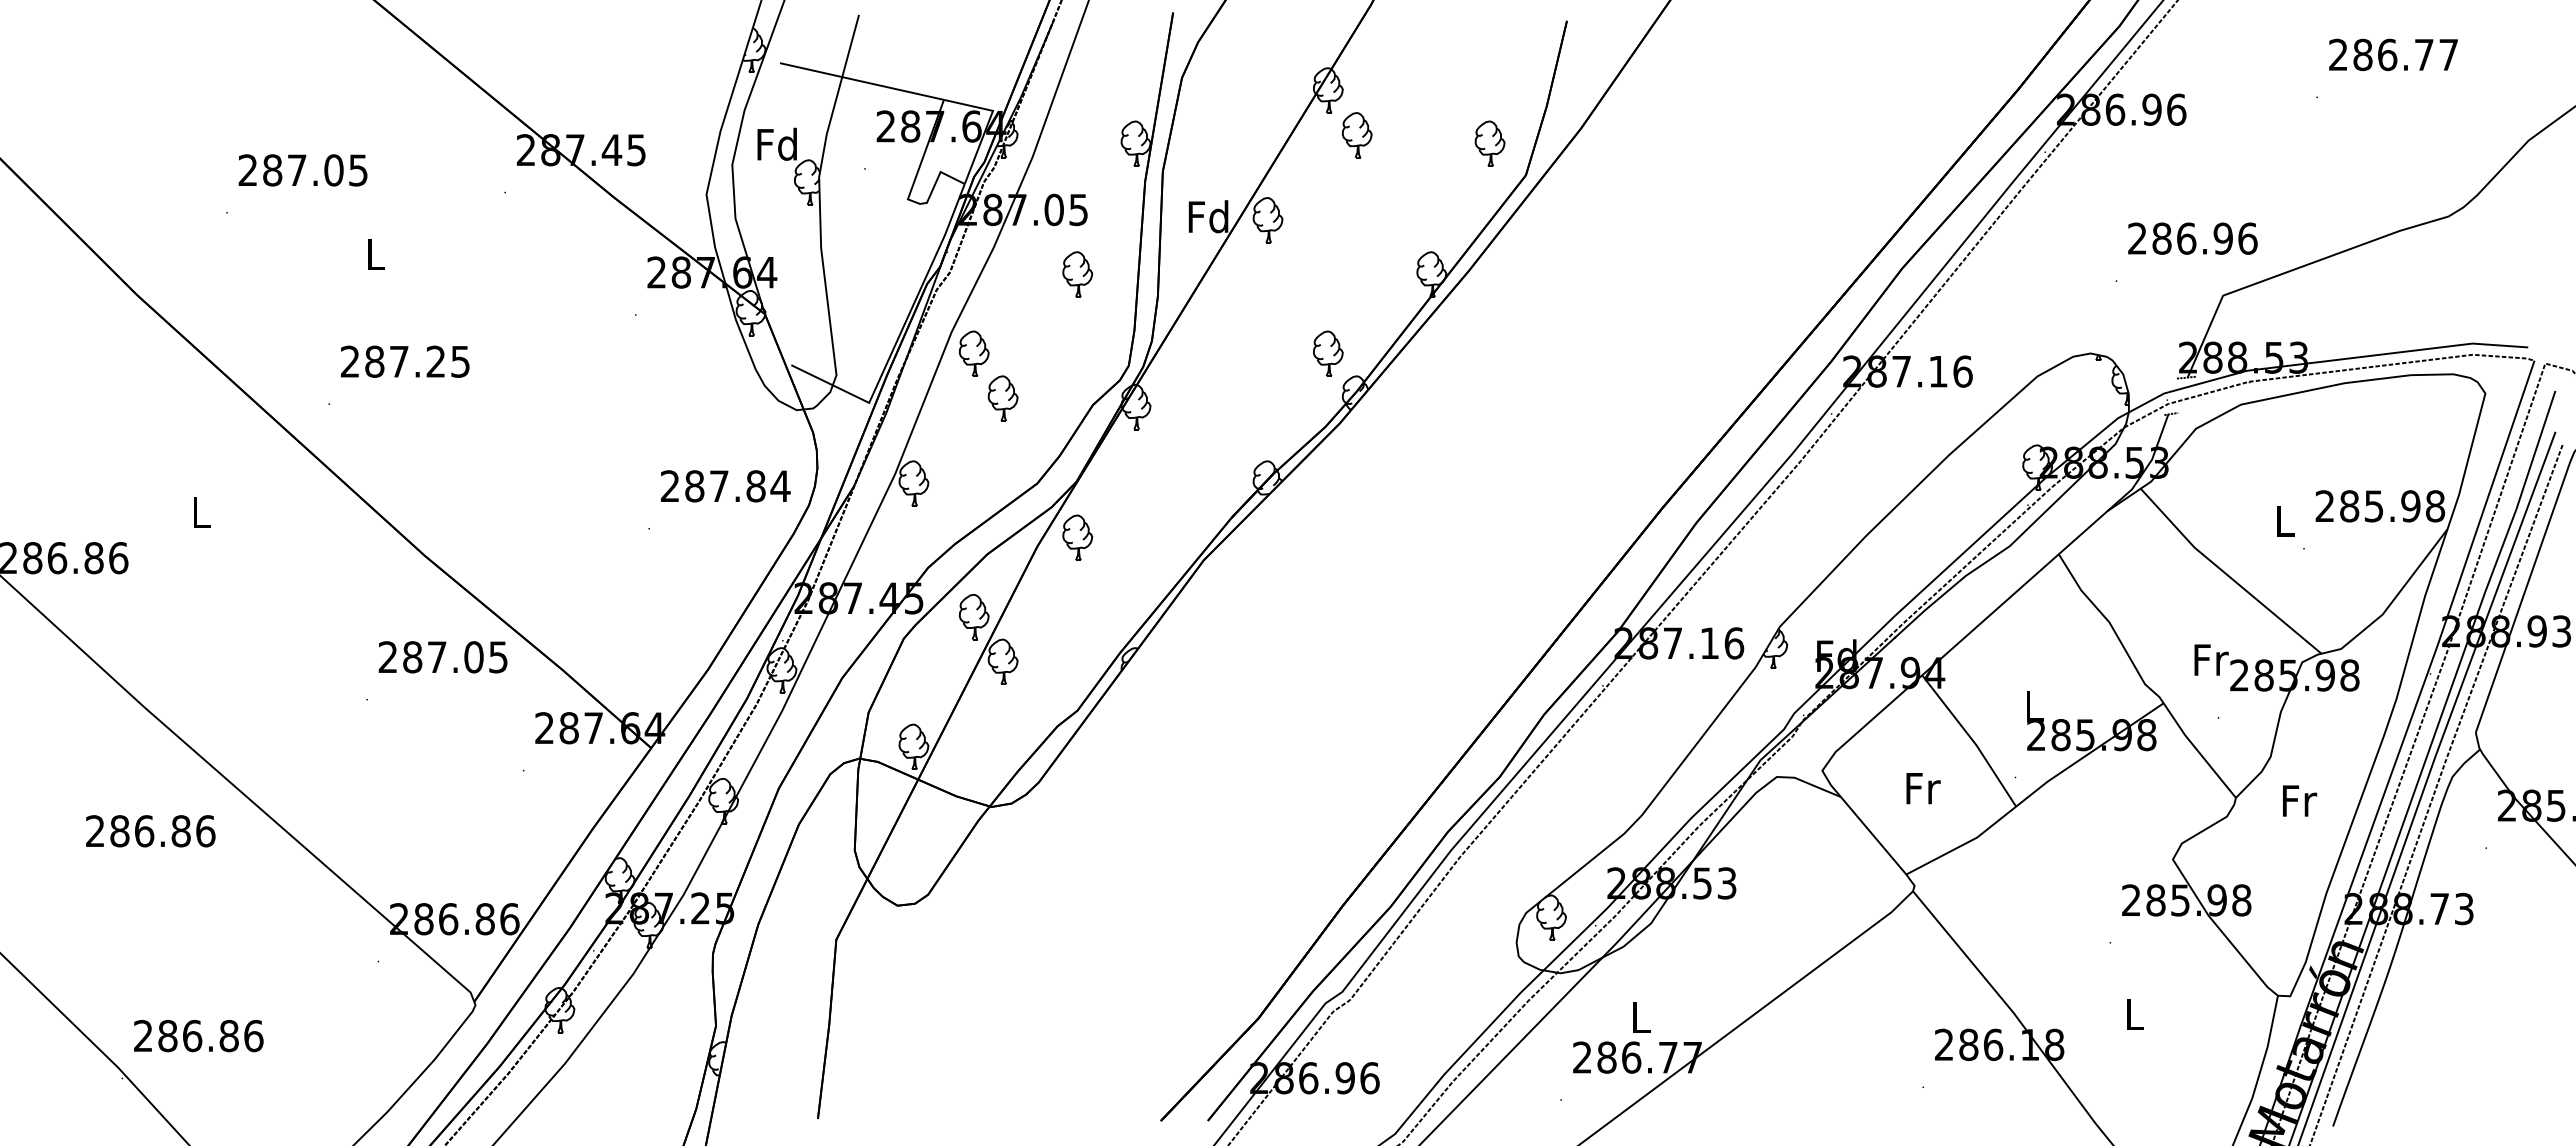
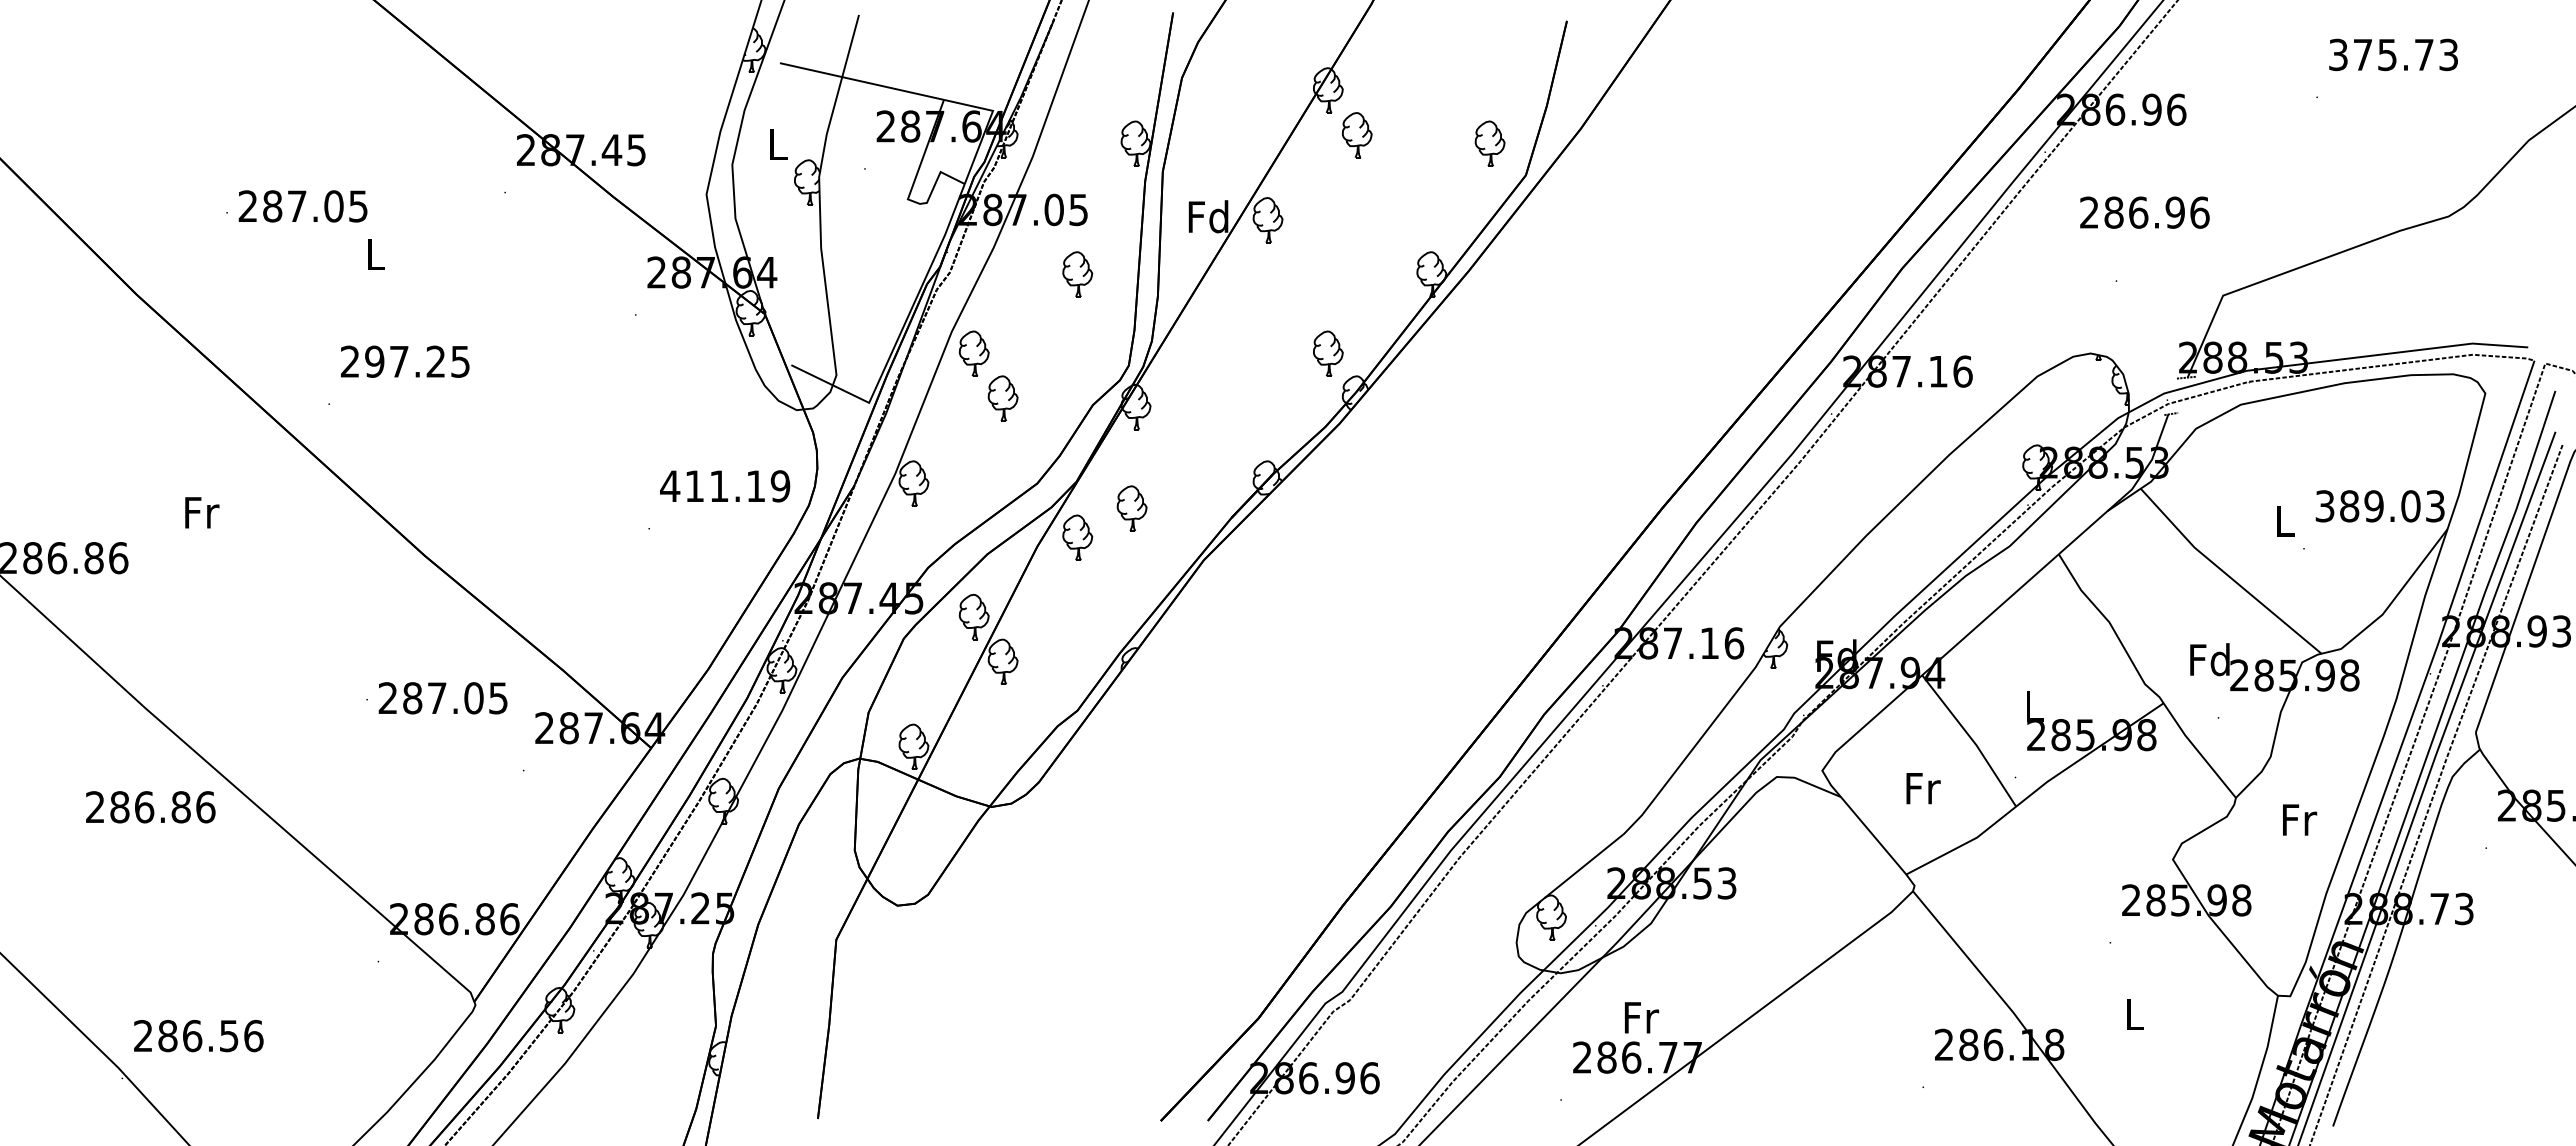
text: 286.77 -> 375.73 (2393, 54)
text: Fd -> L (776, 143)
text position: (302, 170) -> (302, 206) (302, 206)
text position: (2192, 238) -> (2144, 212) (2144, 212)
text: 287.25 -> 297.25 (374, 361)
text: 287.84 -> 411.19 (725, 486)
text: 285.98 -> 389.03 (2380, 506)
part: none -> present (1131, 508)
text: L -> Fr (202, 512)
text position: (442, 657) -> (442, 698) (442, 698)
text: Fr -> Fd (2209, 659)
text position: (2300, 800) -> (2300, 819) (2300, 819)
text position: (150, 831) -> (150, 807) (150, 807)
text: L -> Fr (1641, 1017)
text: 286.86 -> 286.56 (228, 1035)
